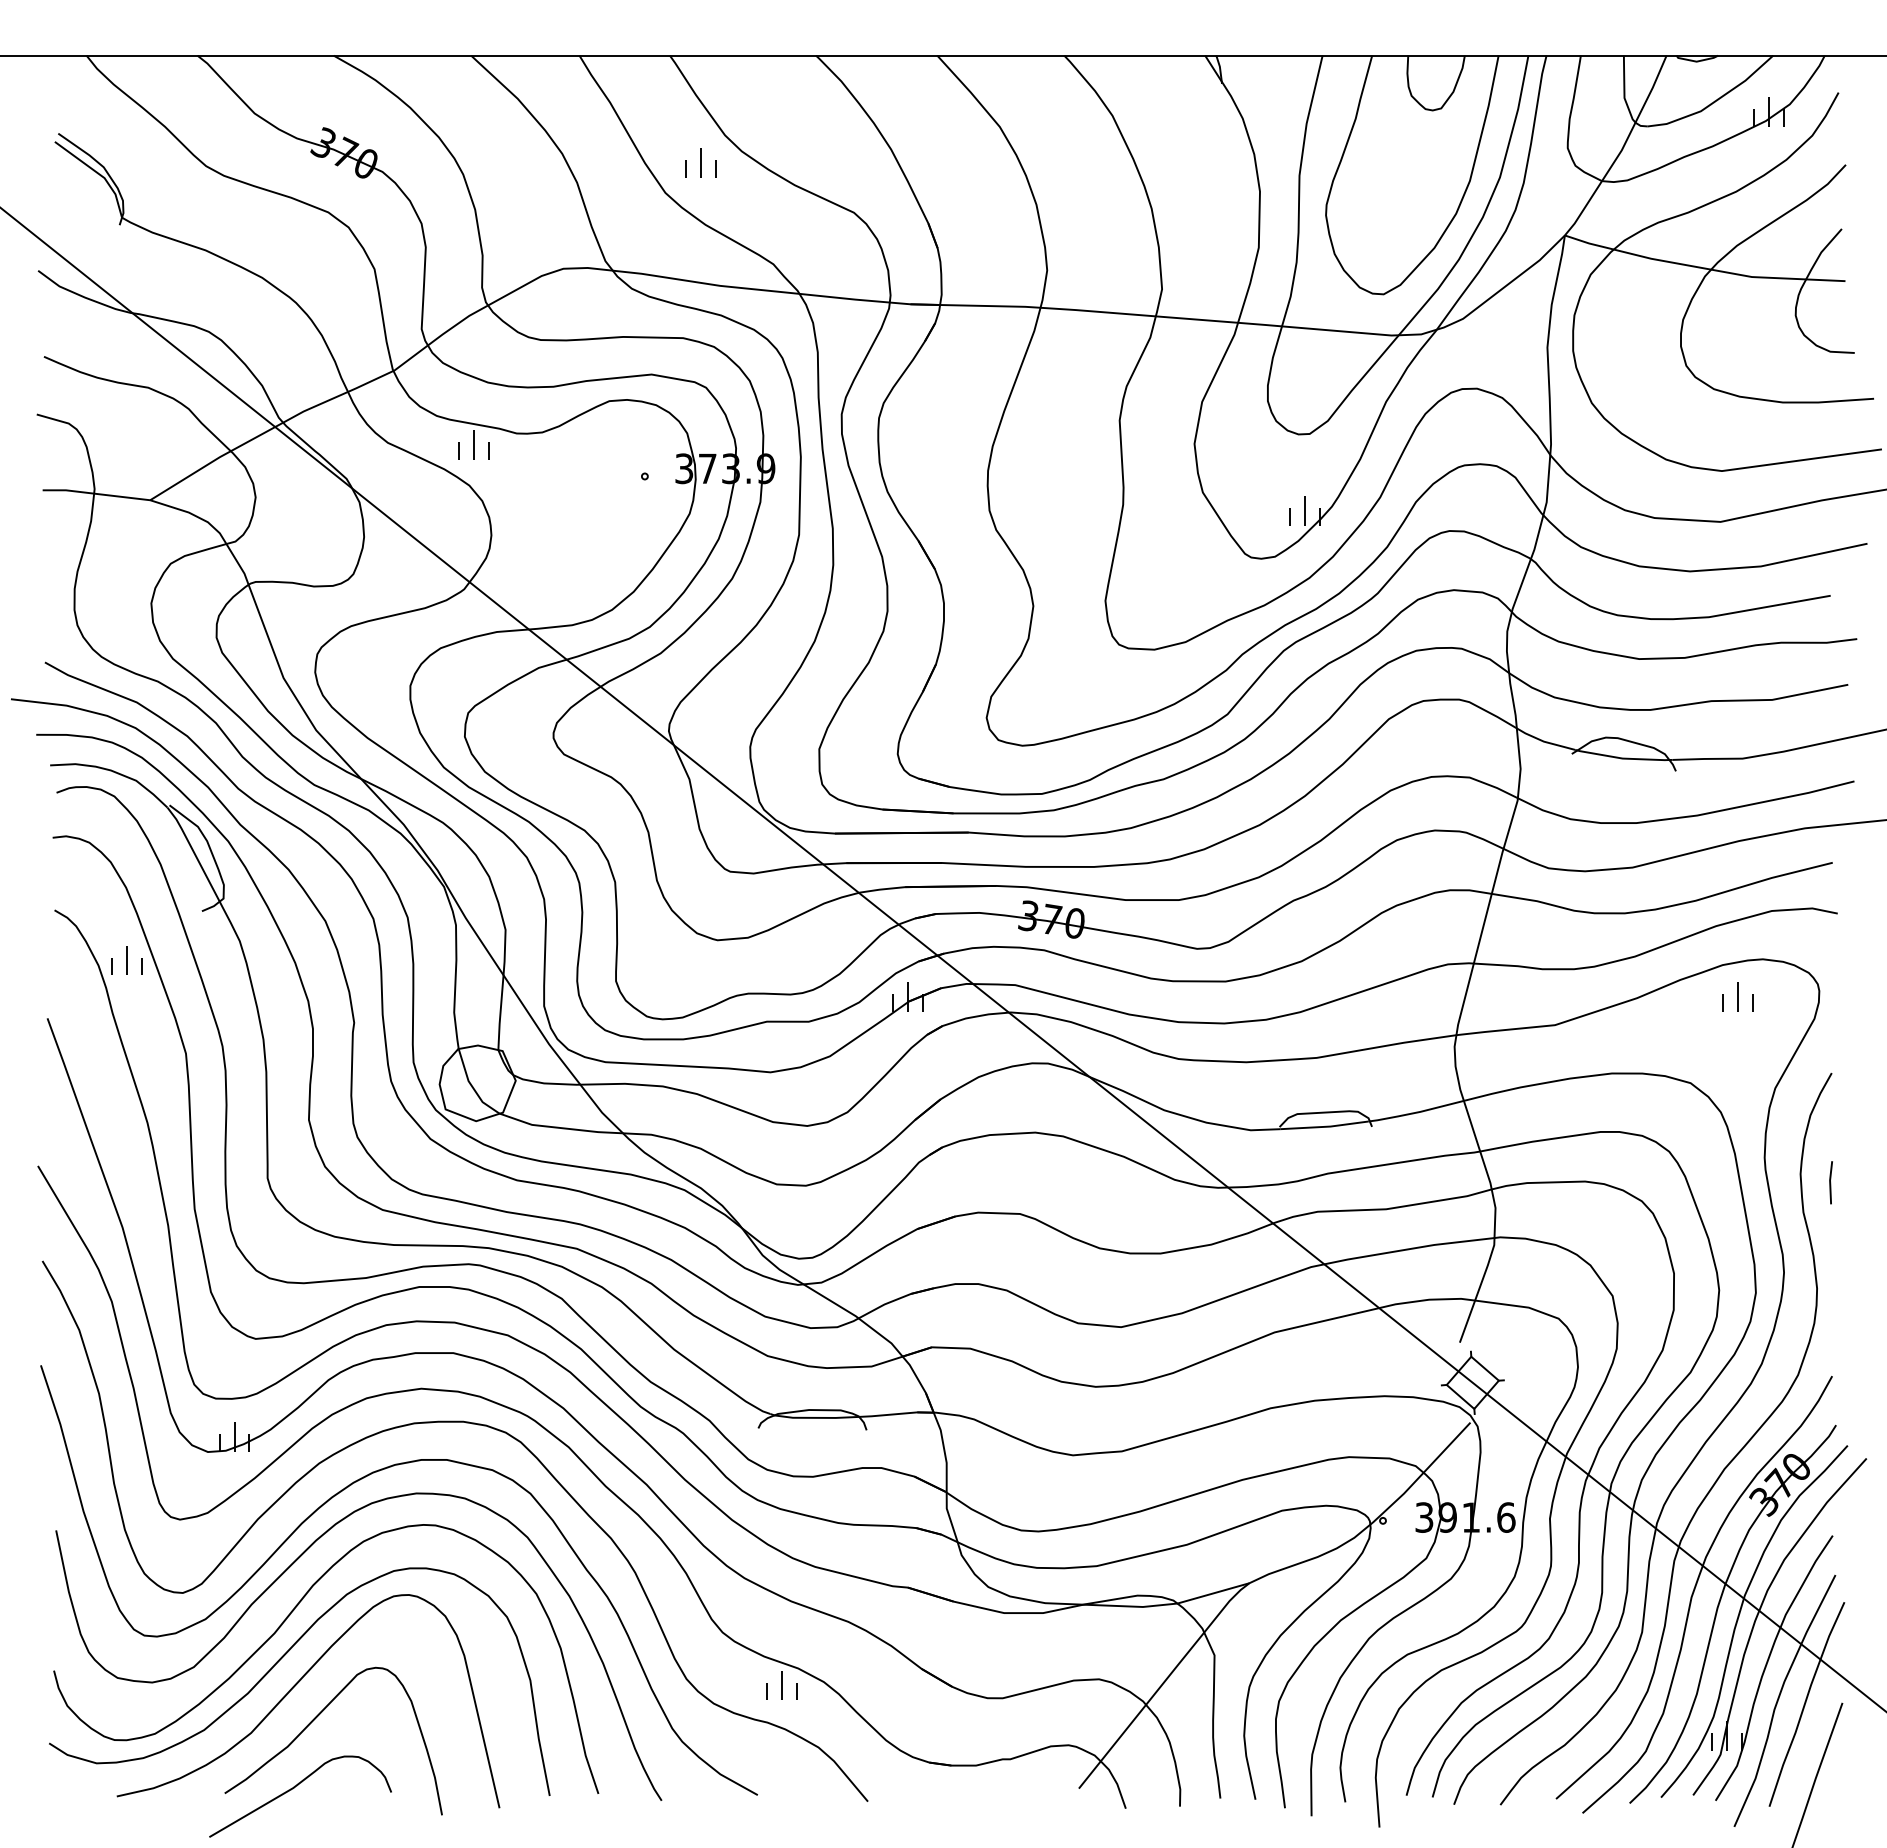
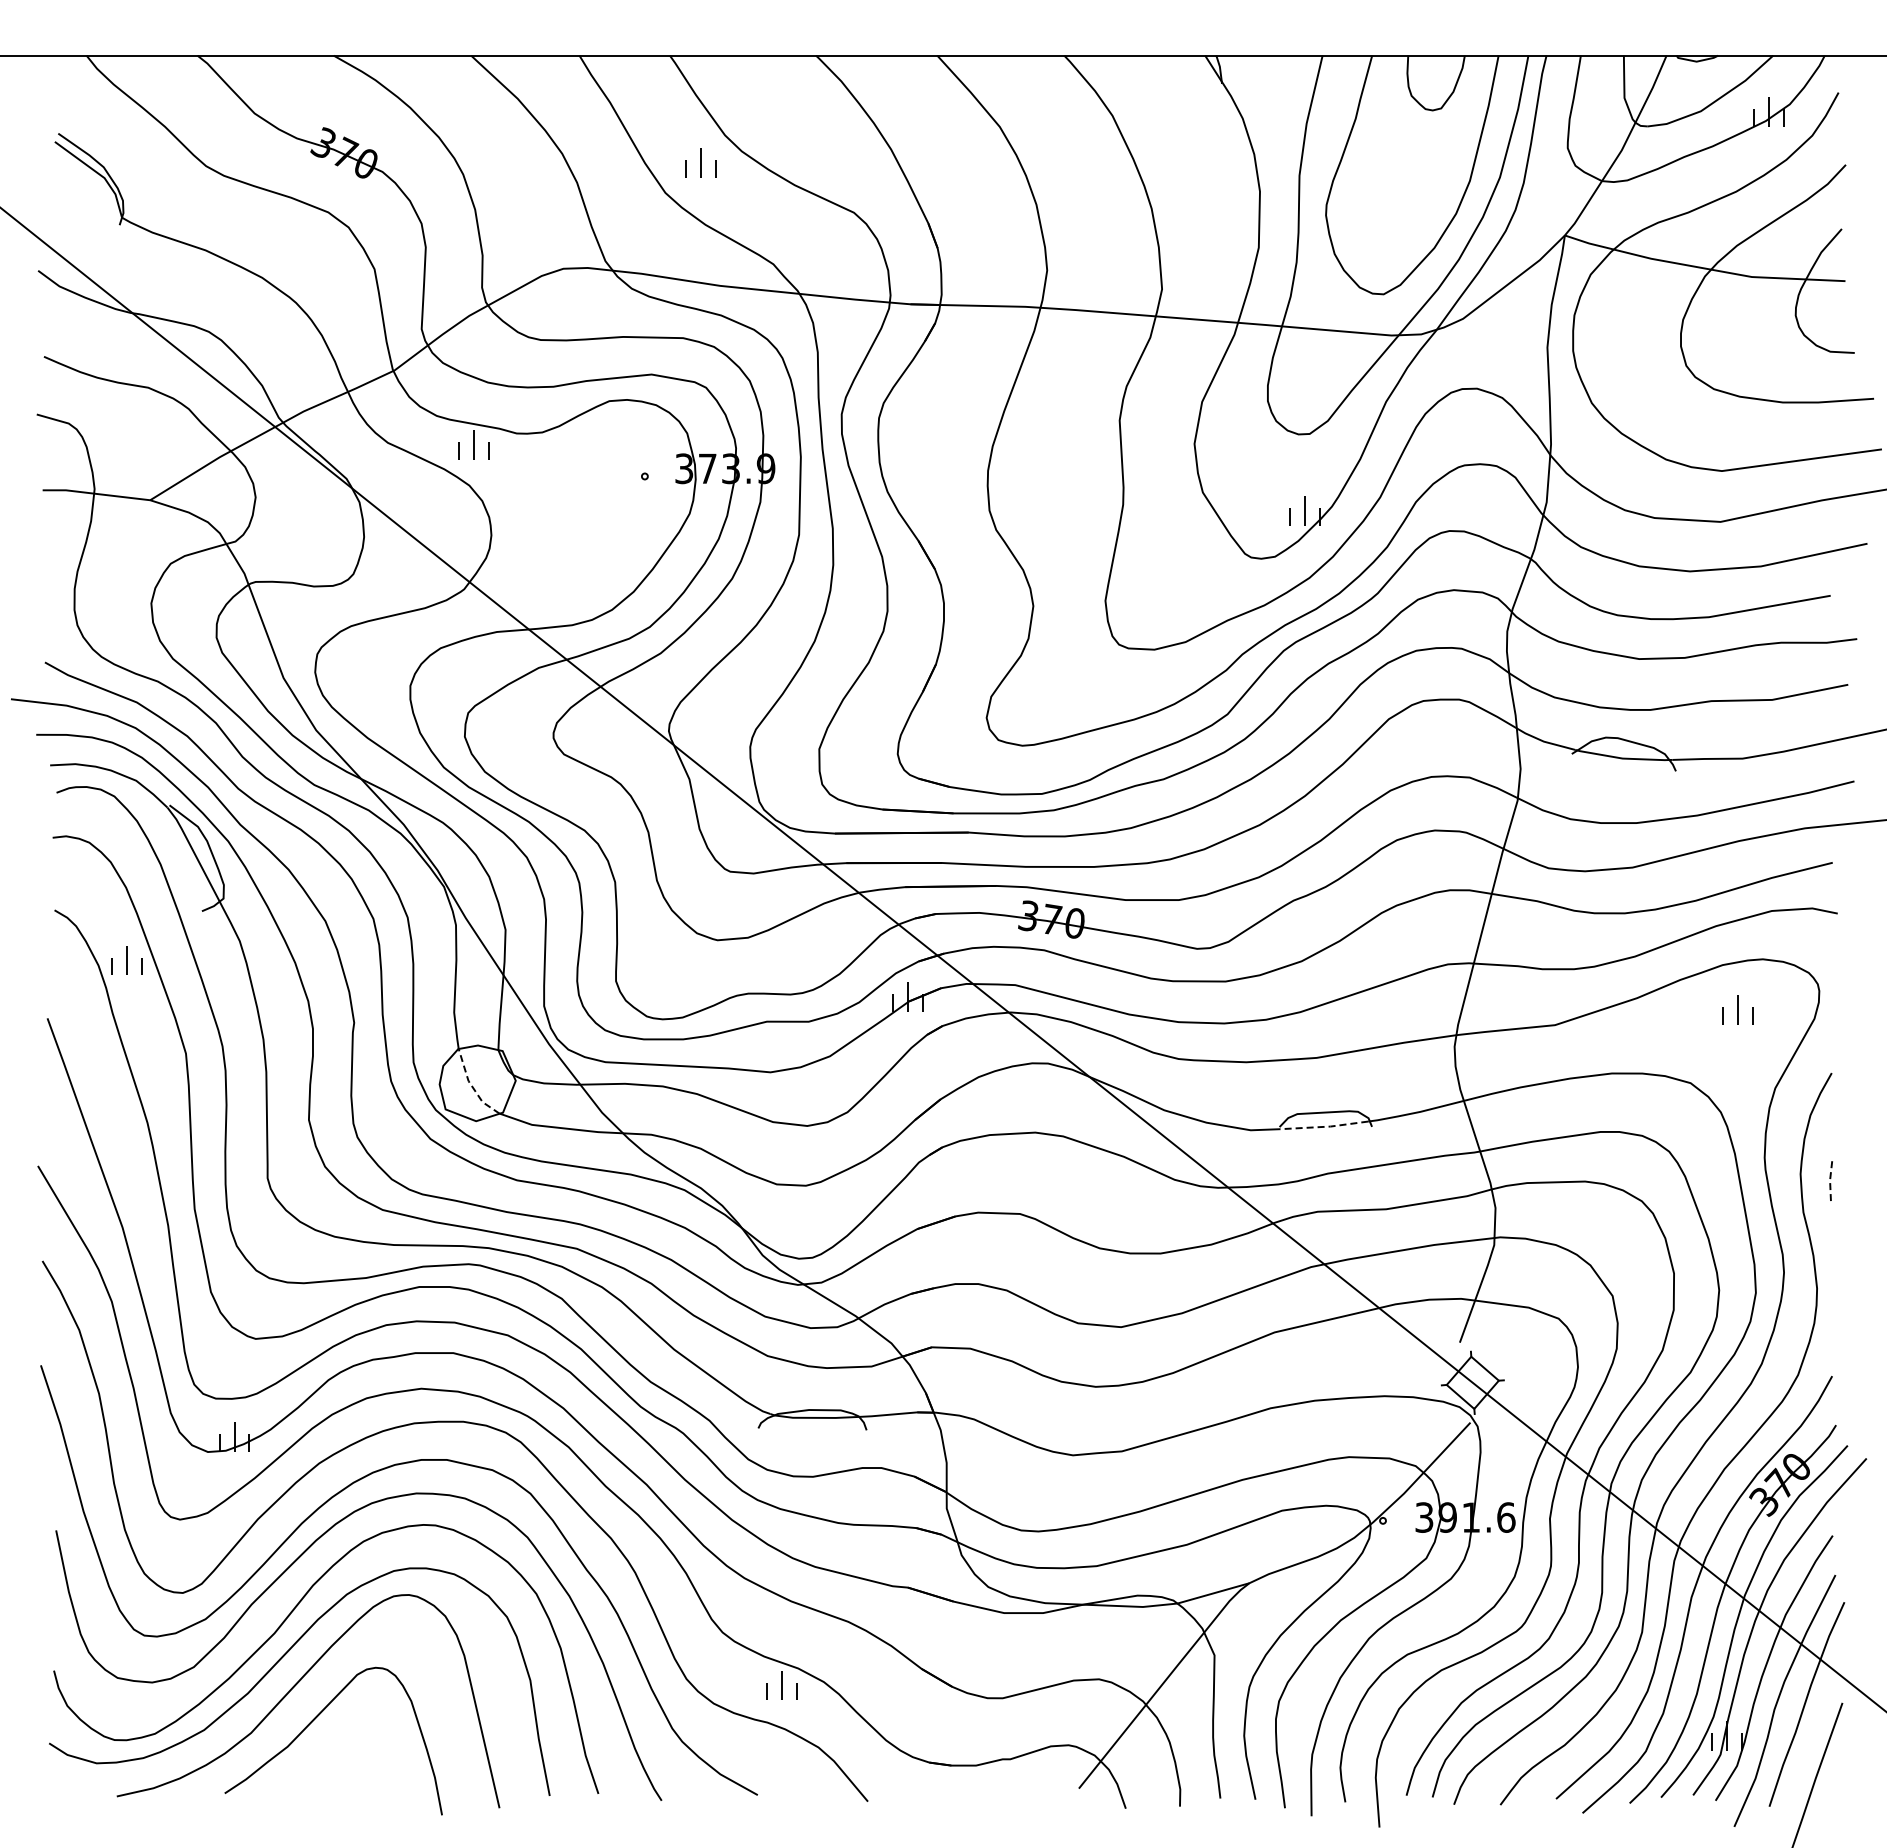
part position: (1737, 996) -> (1737, 1009) (1737, 1009)
line: solid -> dashed (471, 1085)
line: solid -> dashed (1324, 1126)
line: solid -> dashed (1830, 1182)
curve: present -> none (294, 1788)
